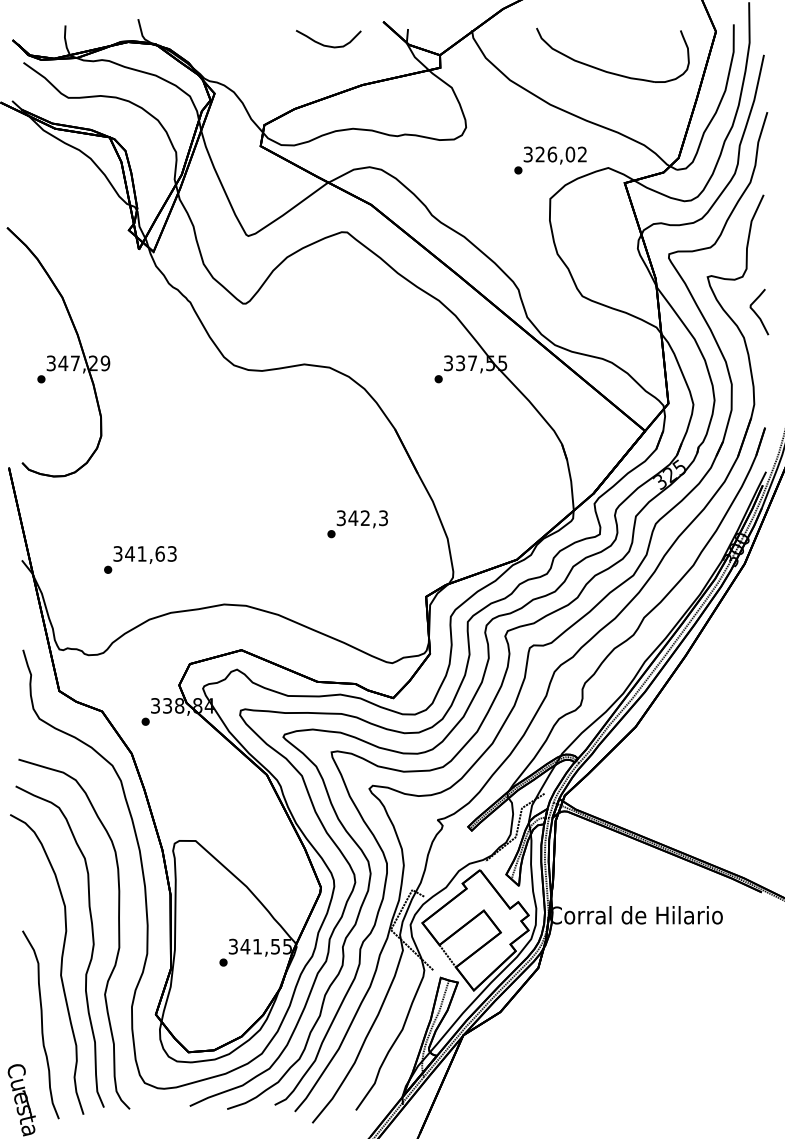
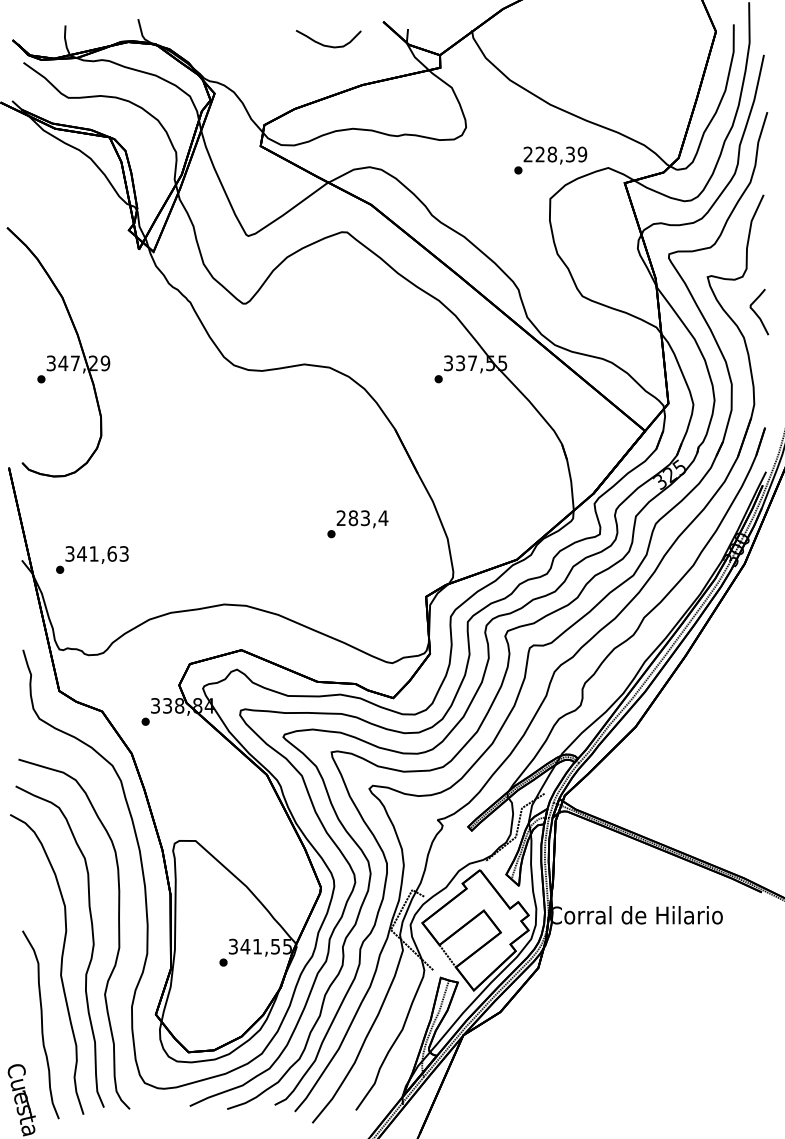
part: present -> none (609, 71)
text: 326,02 -> 228,39 (555, 154)
text: 342,3 -> 283,4 (362, 518)
text position: (140, 559) -> (92, 559) (92, 559)
